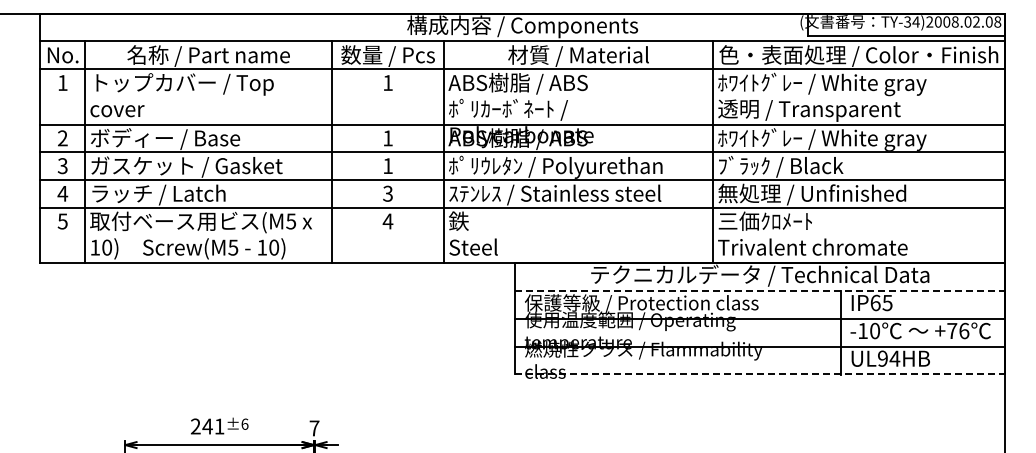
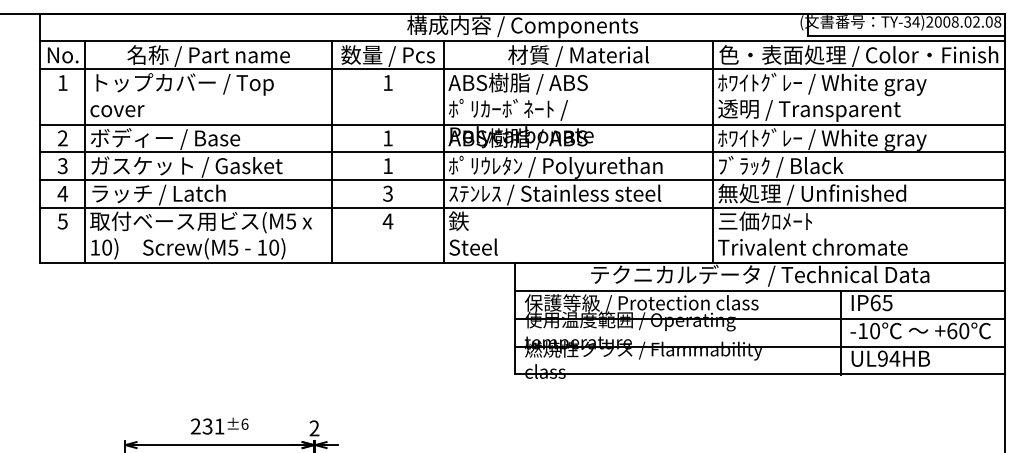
line: dashed -> solid (760, 291)
text: +76 -> +60 (958, 330)
line: dashed -> solid (760, 374)
text: 241 -> 231 (207, 426)
text: 7 -> 2 (314, 428)
